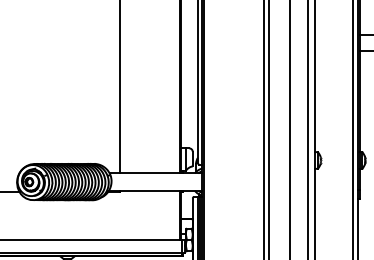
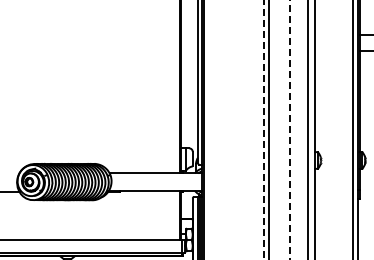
line: present -> none (120, 87)
line: solid -> dashed (264, 130)
line: solid -> dashed (290, 130)
